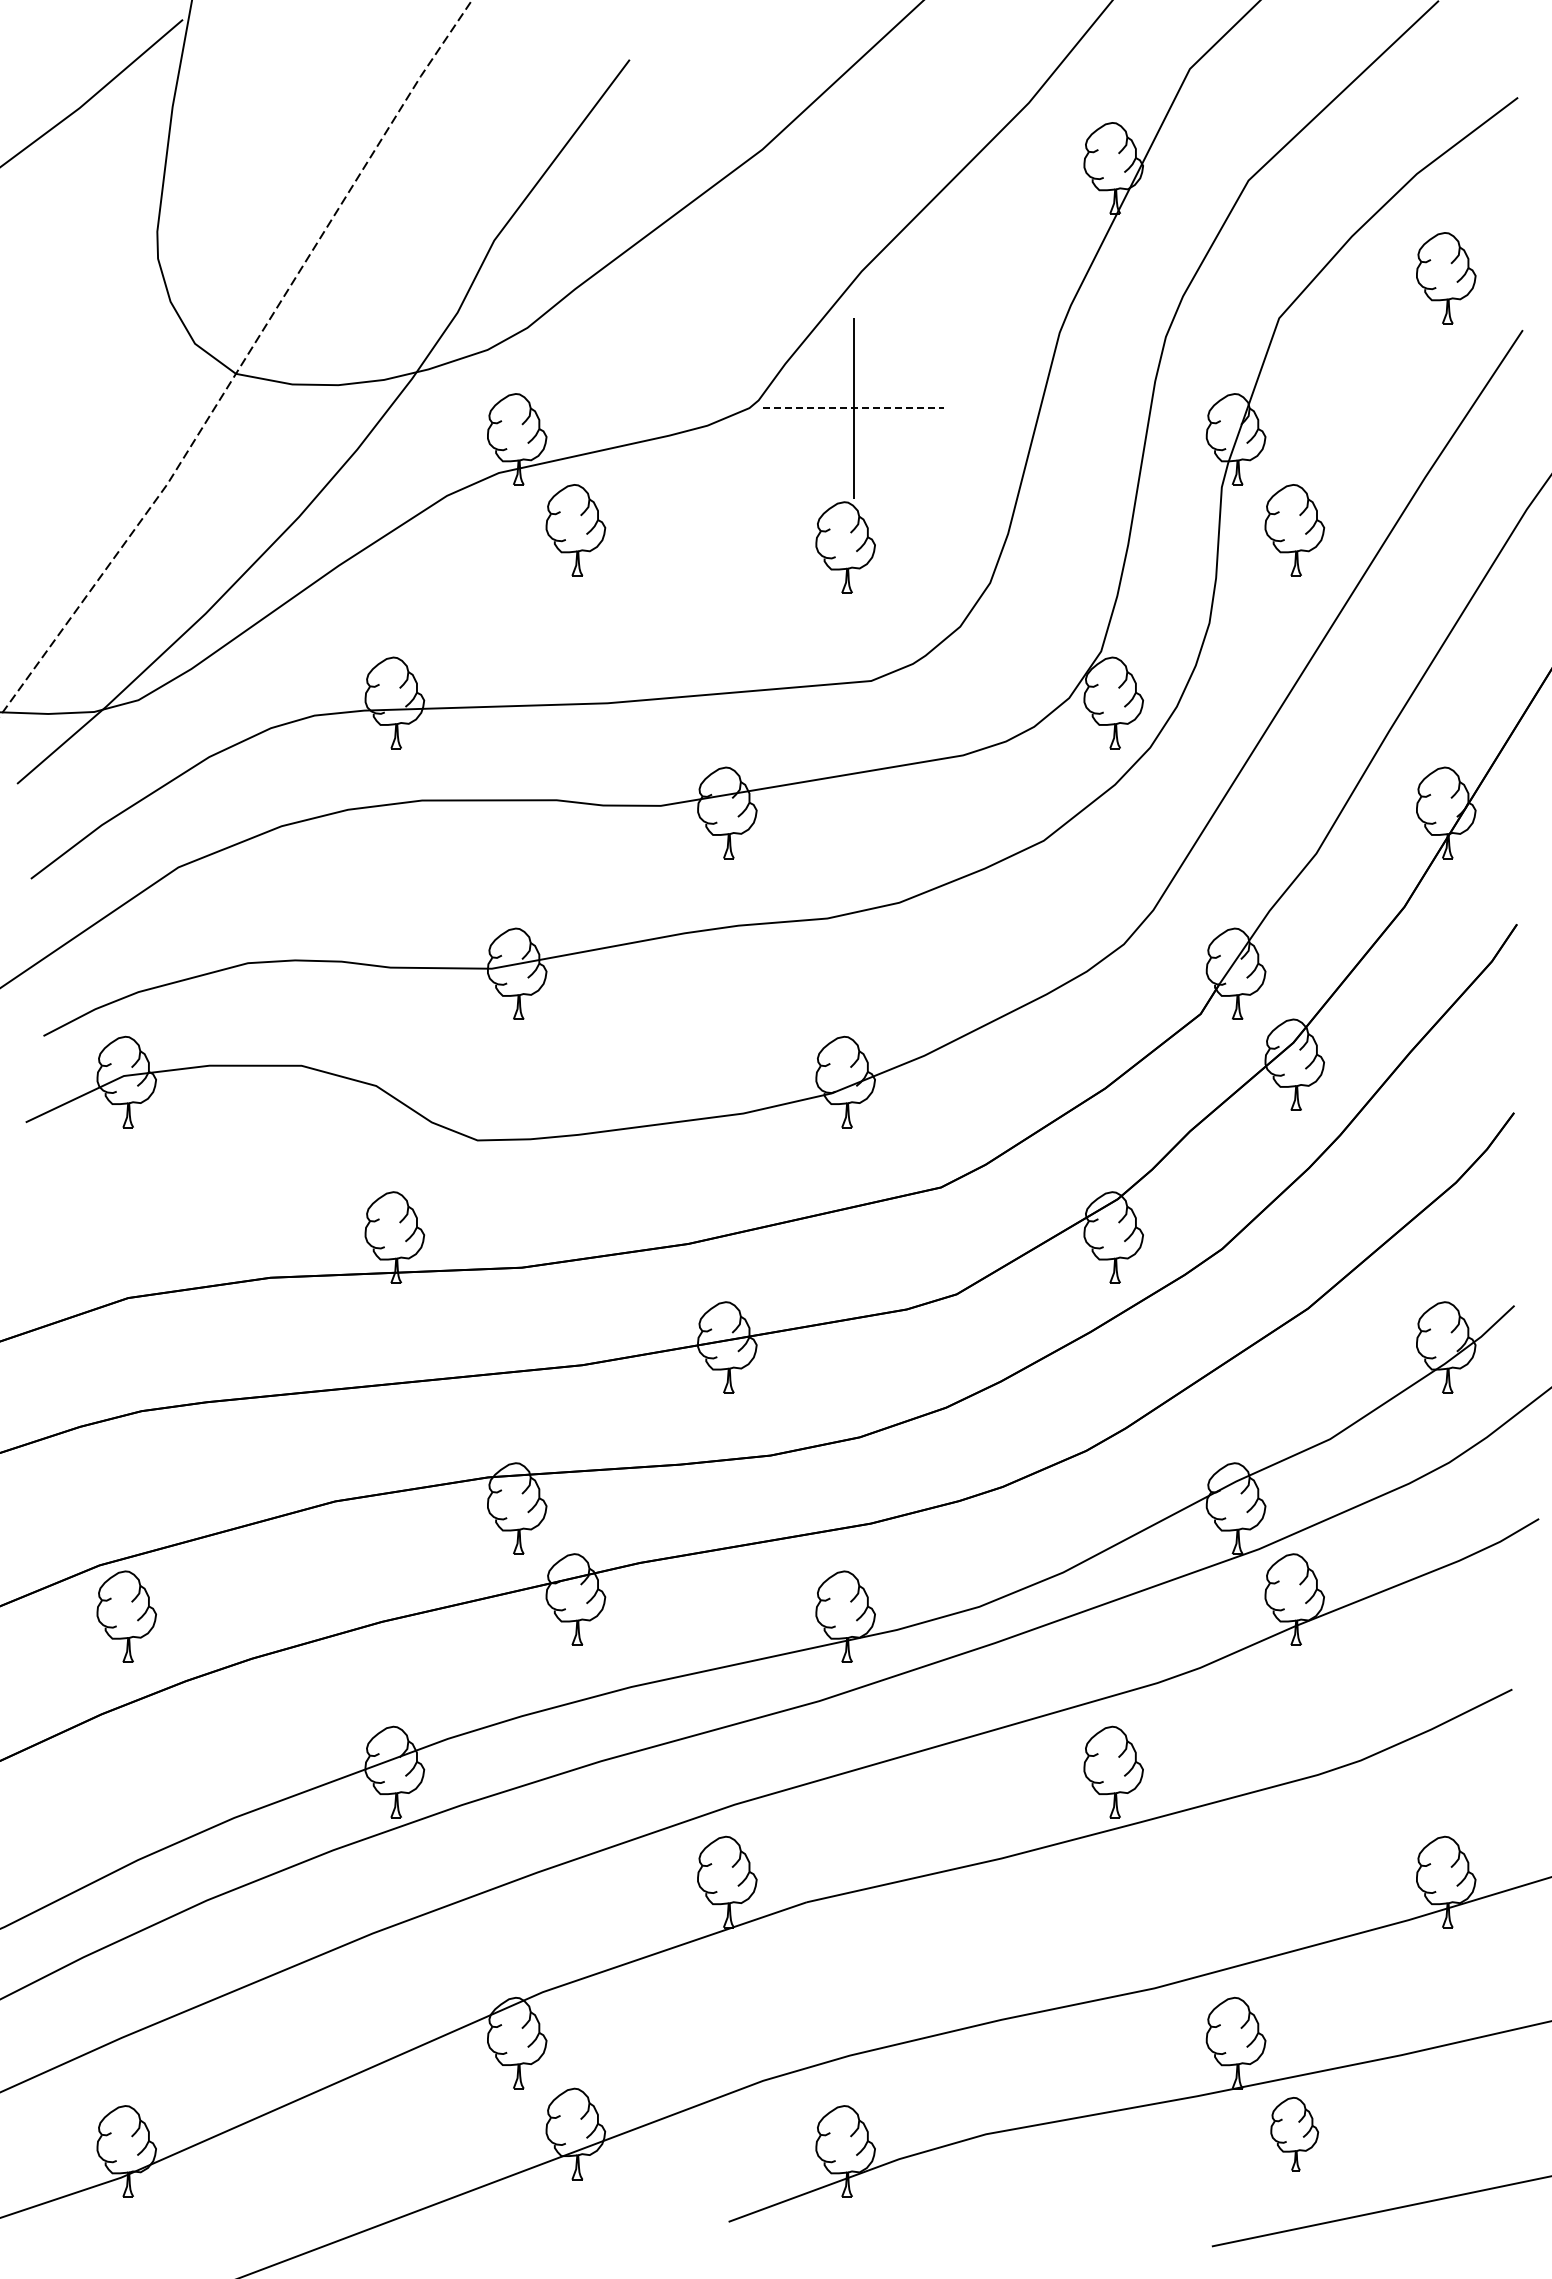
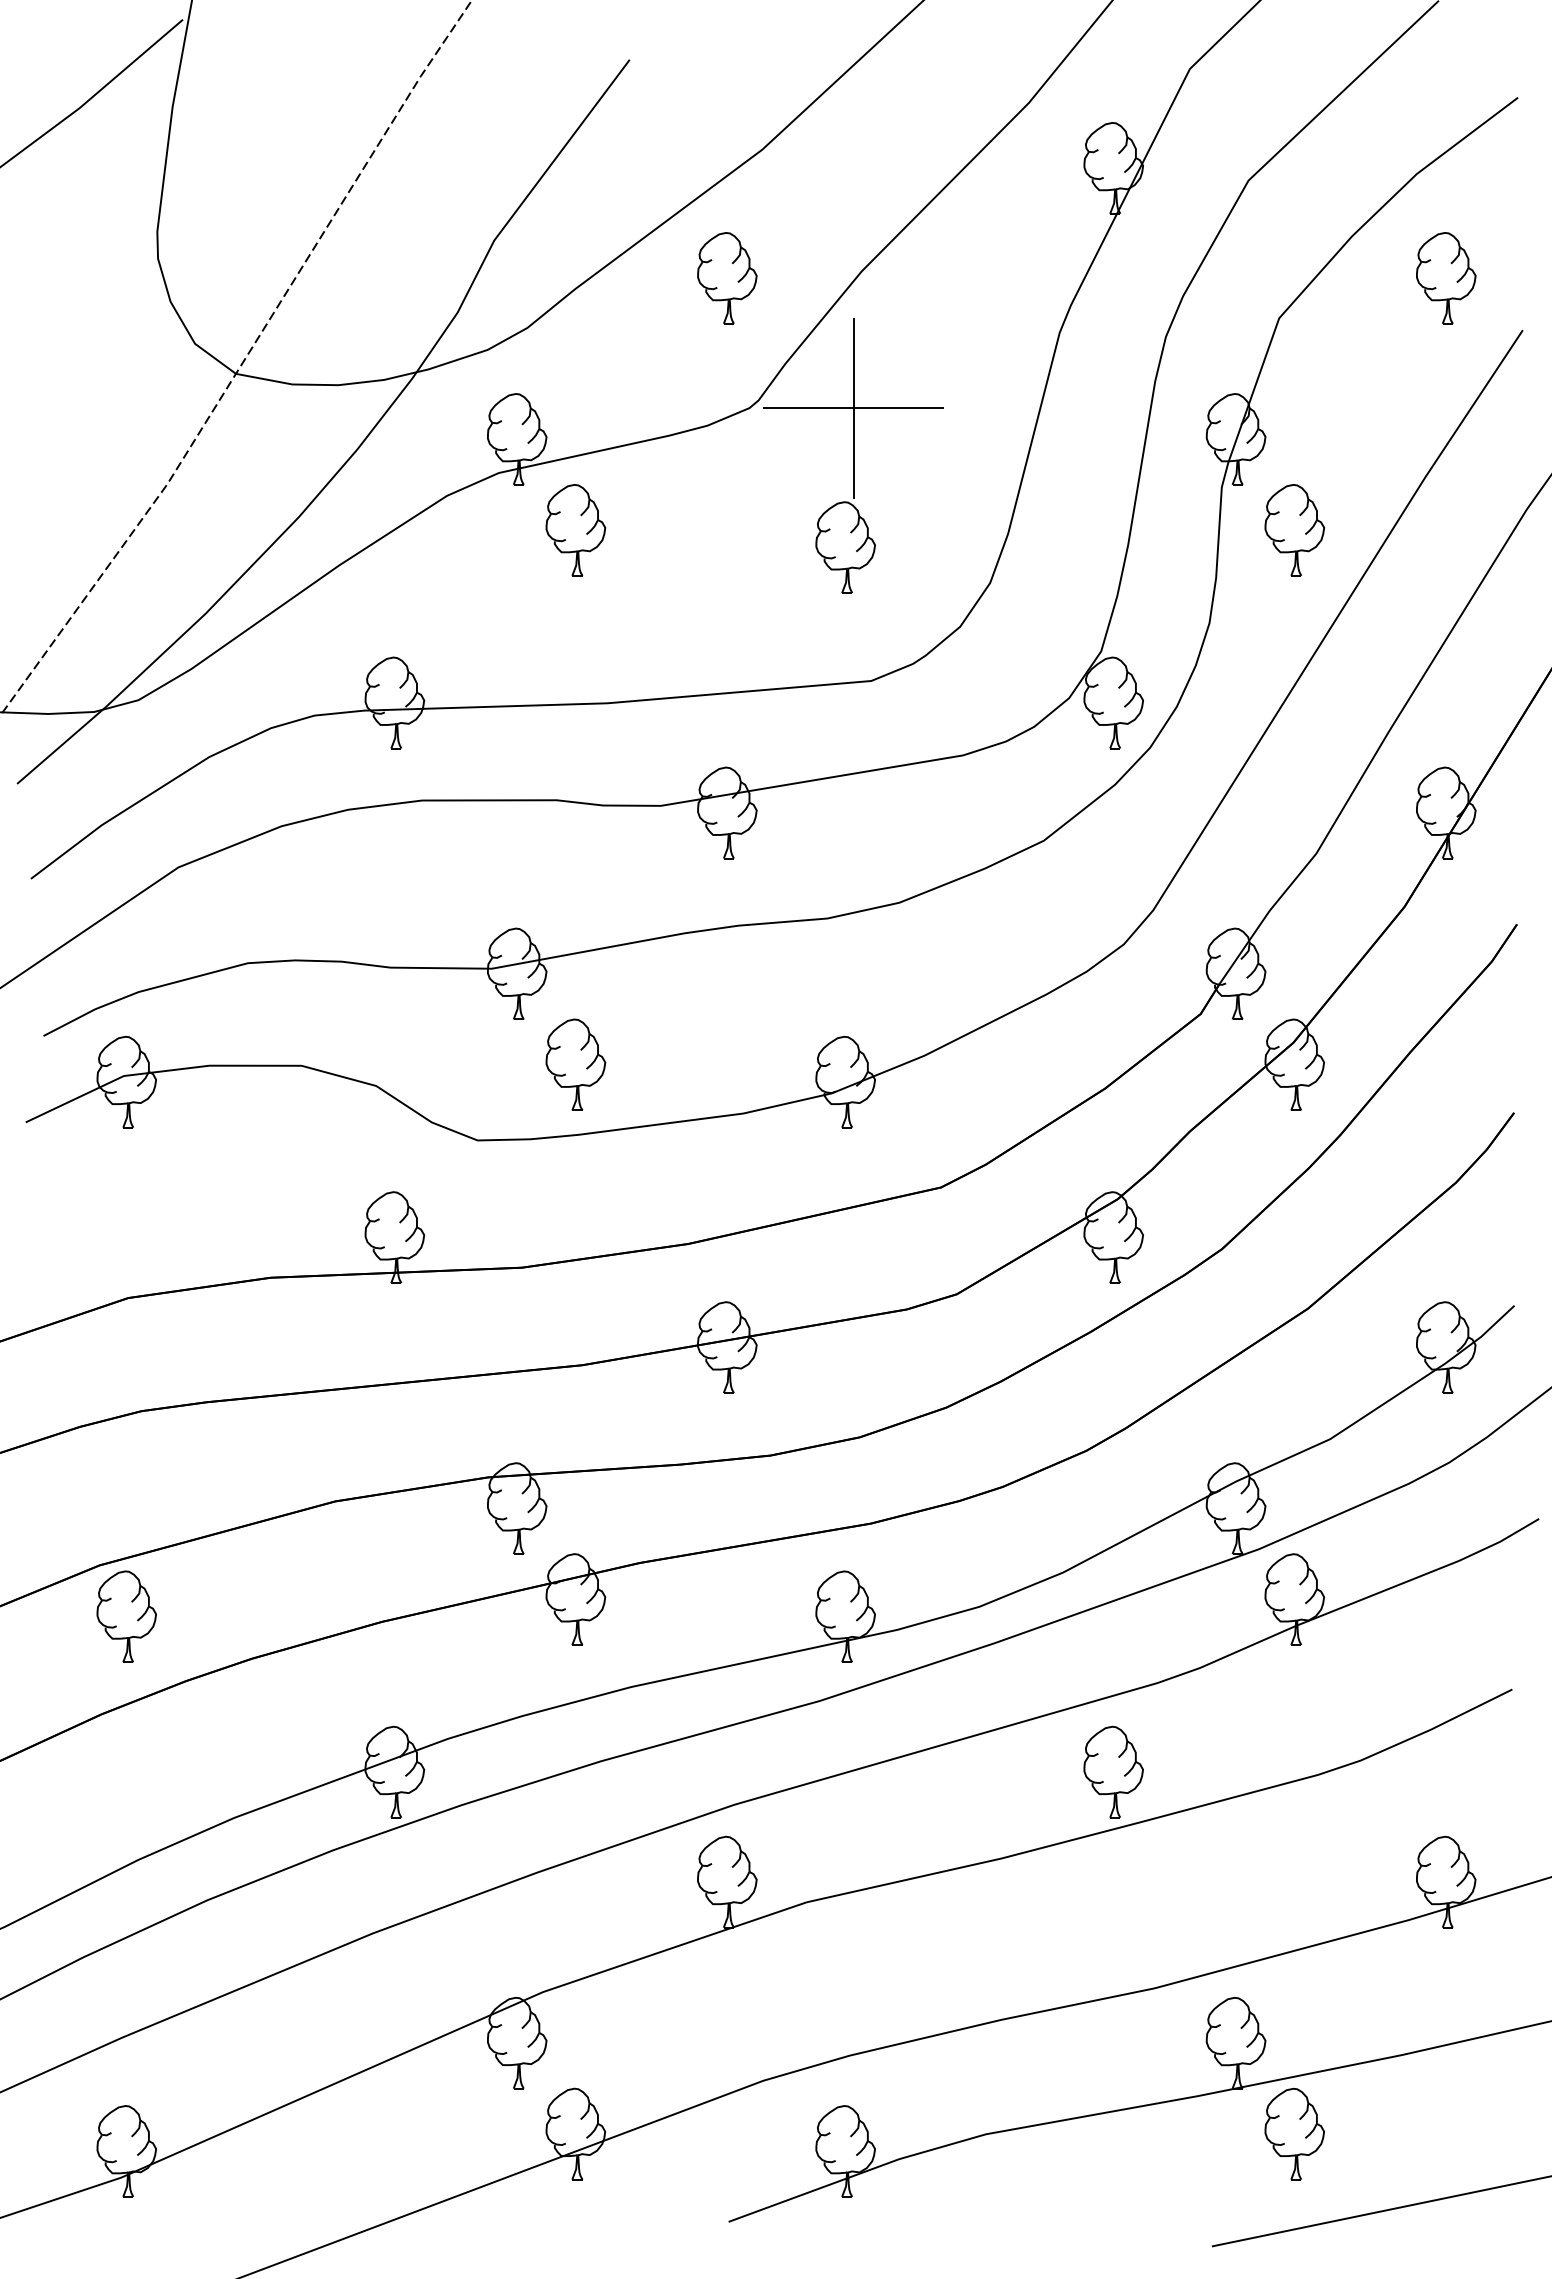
part: none -> present (727, 278)
line: dashed -> solid (853, 408)
part: none -> present (575, 1064)
part size: 50x75 px -> 61x94 px (1294, 2133)
